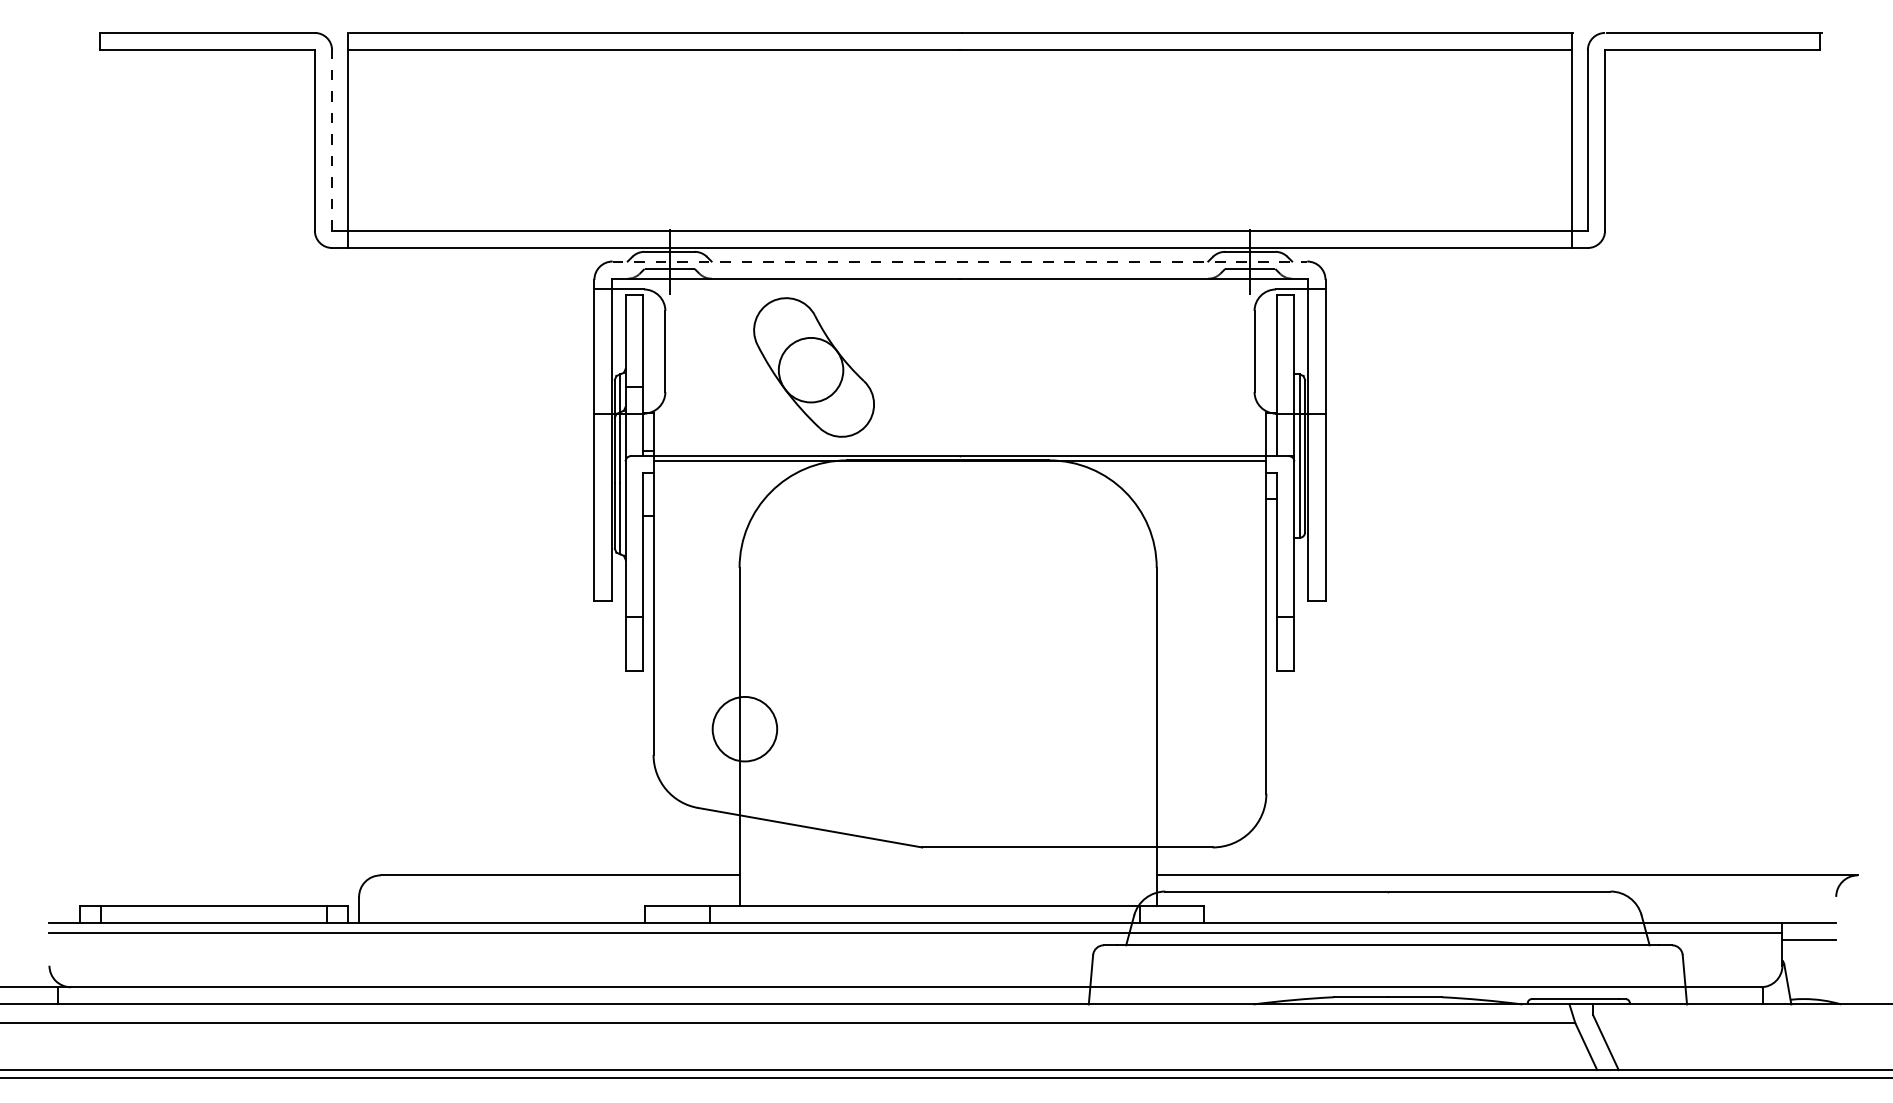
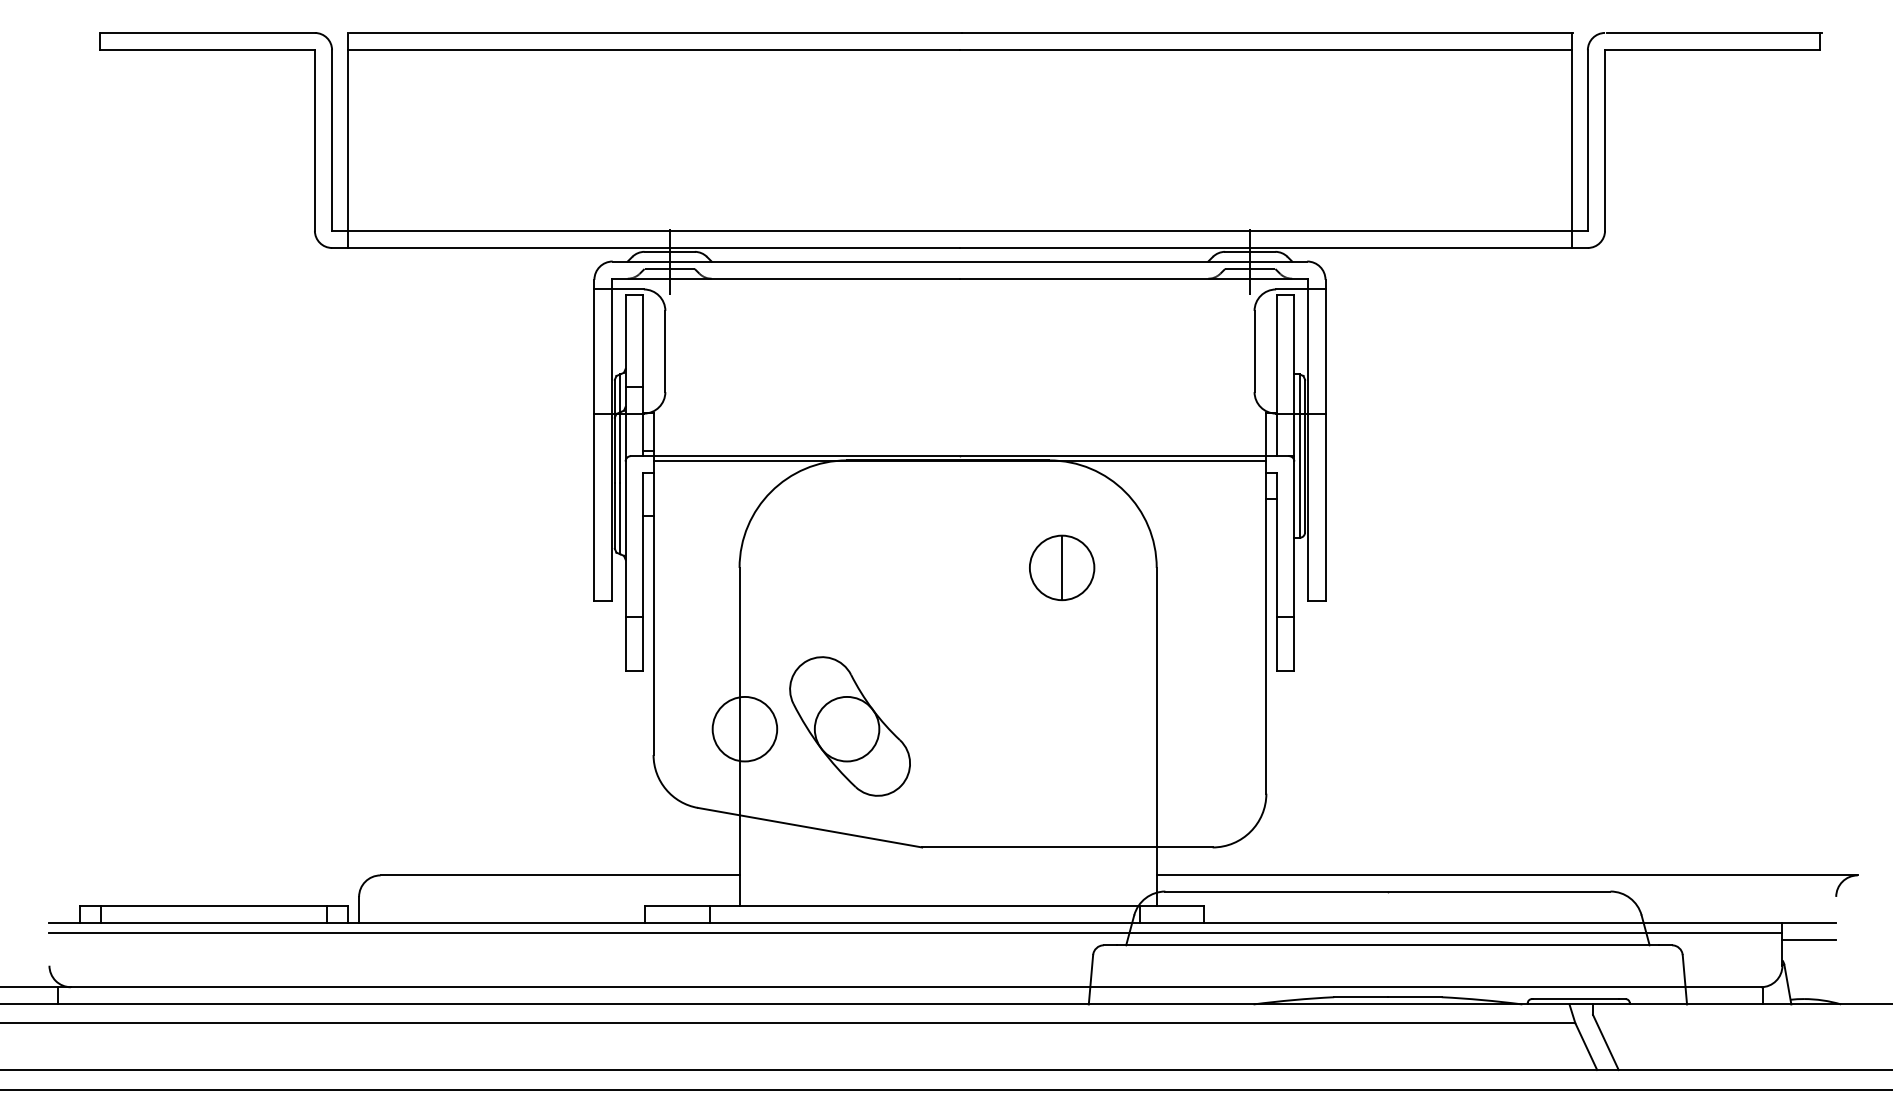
line: dashed -> solid (332, 139)
line: dashed -> solid (960, 261)
part position: (813, 367) -> (849, 726) (849, 726)
part: none -> present (1062, 567)
line position: (945, 1078) -> (945, 1090) (945, 1090)
